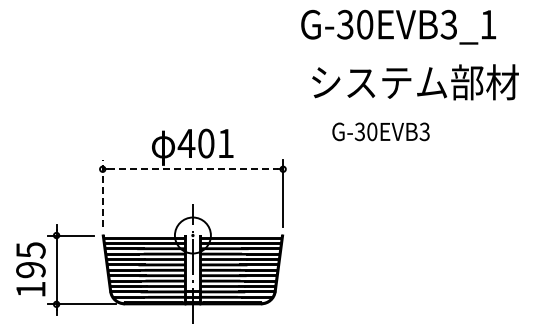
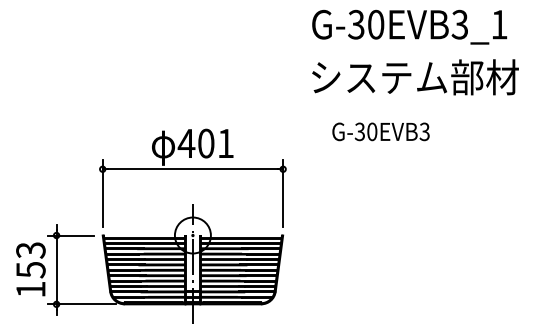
text position: (398, 26) -> (409, 26) (409, 26)
text position: (415, 82) -> (415, 77) (415, 77)
line: dashed -> solid (192, 169)
line: dashed -> solid (102, 192)
text: 195 -> 153 (30, 260)
